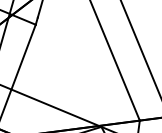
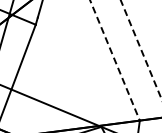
line: solid -> dashed (141, 50)
line: solid -> dashed (115, 60)
